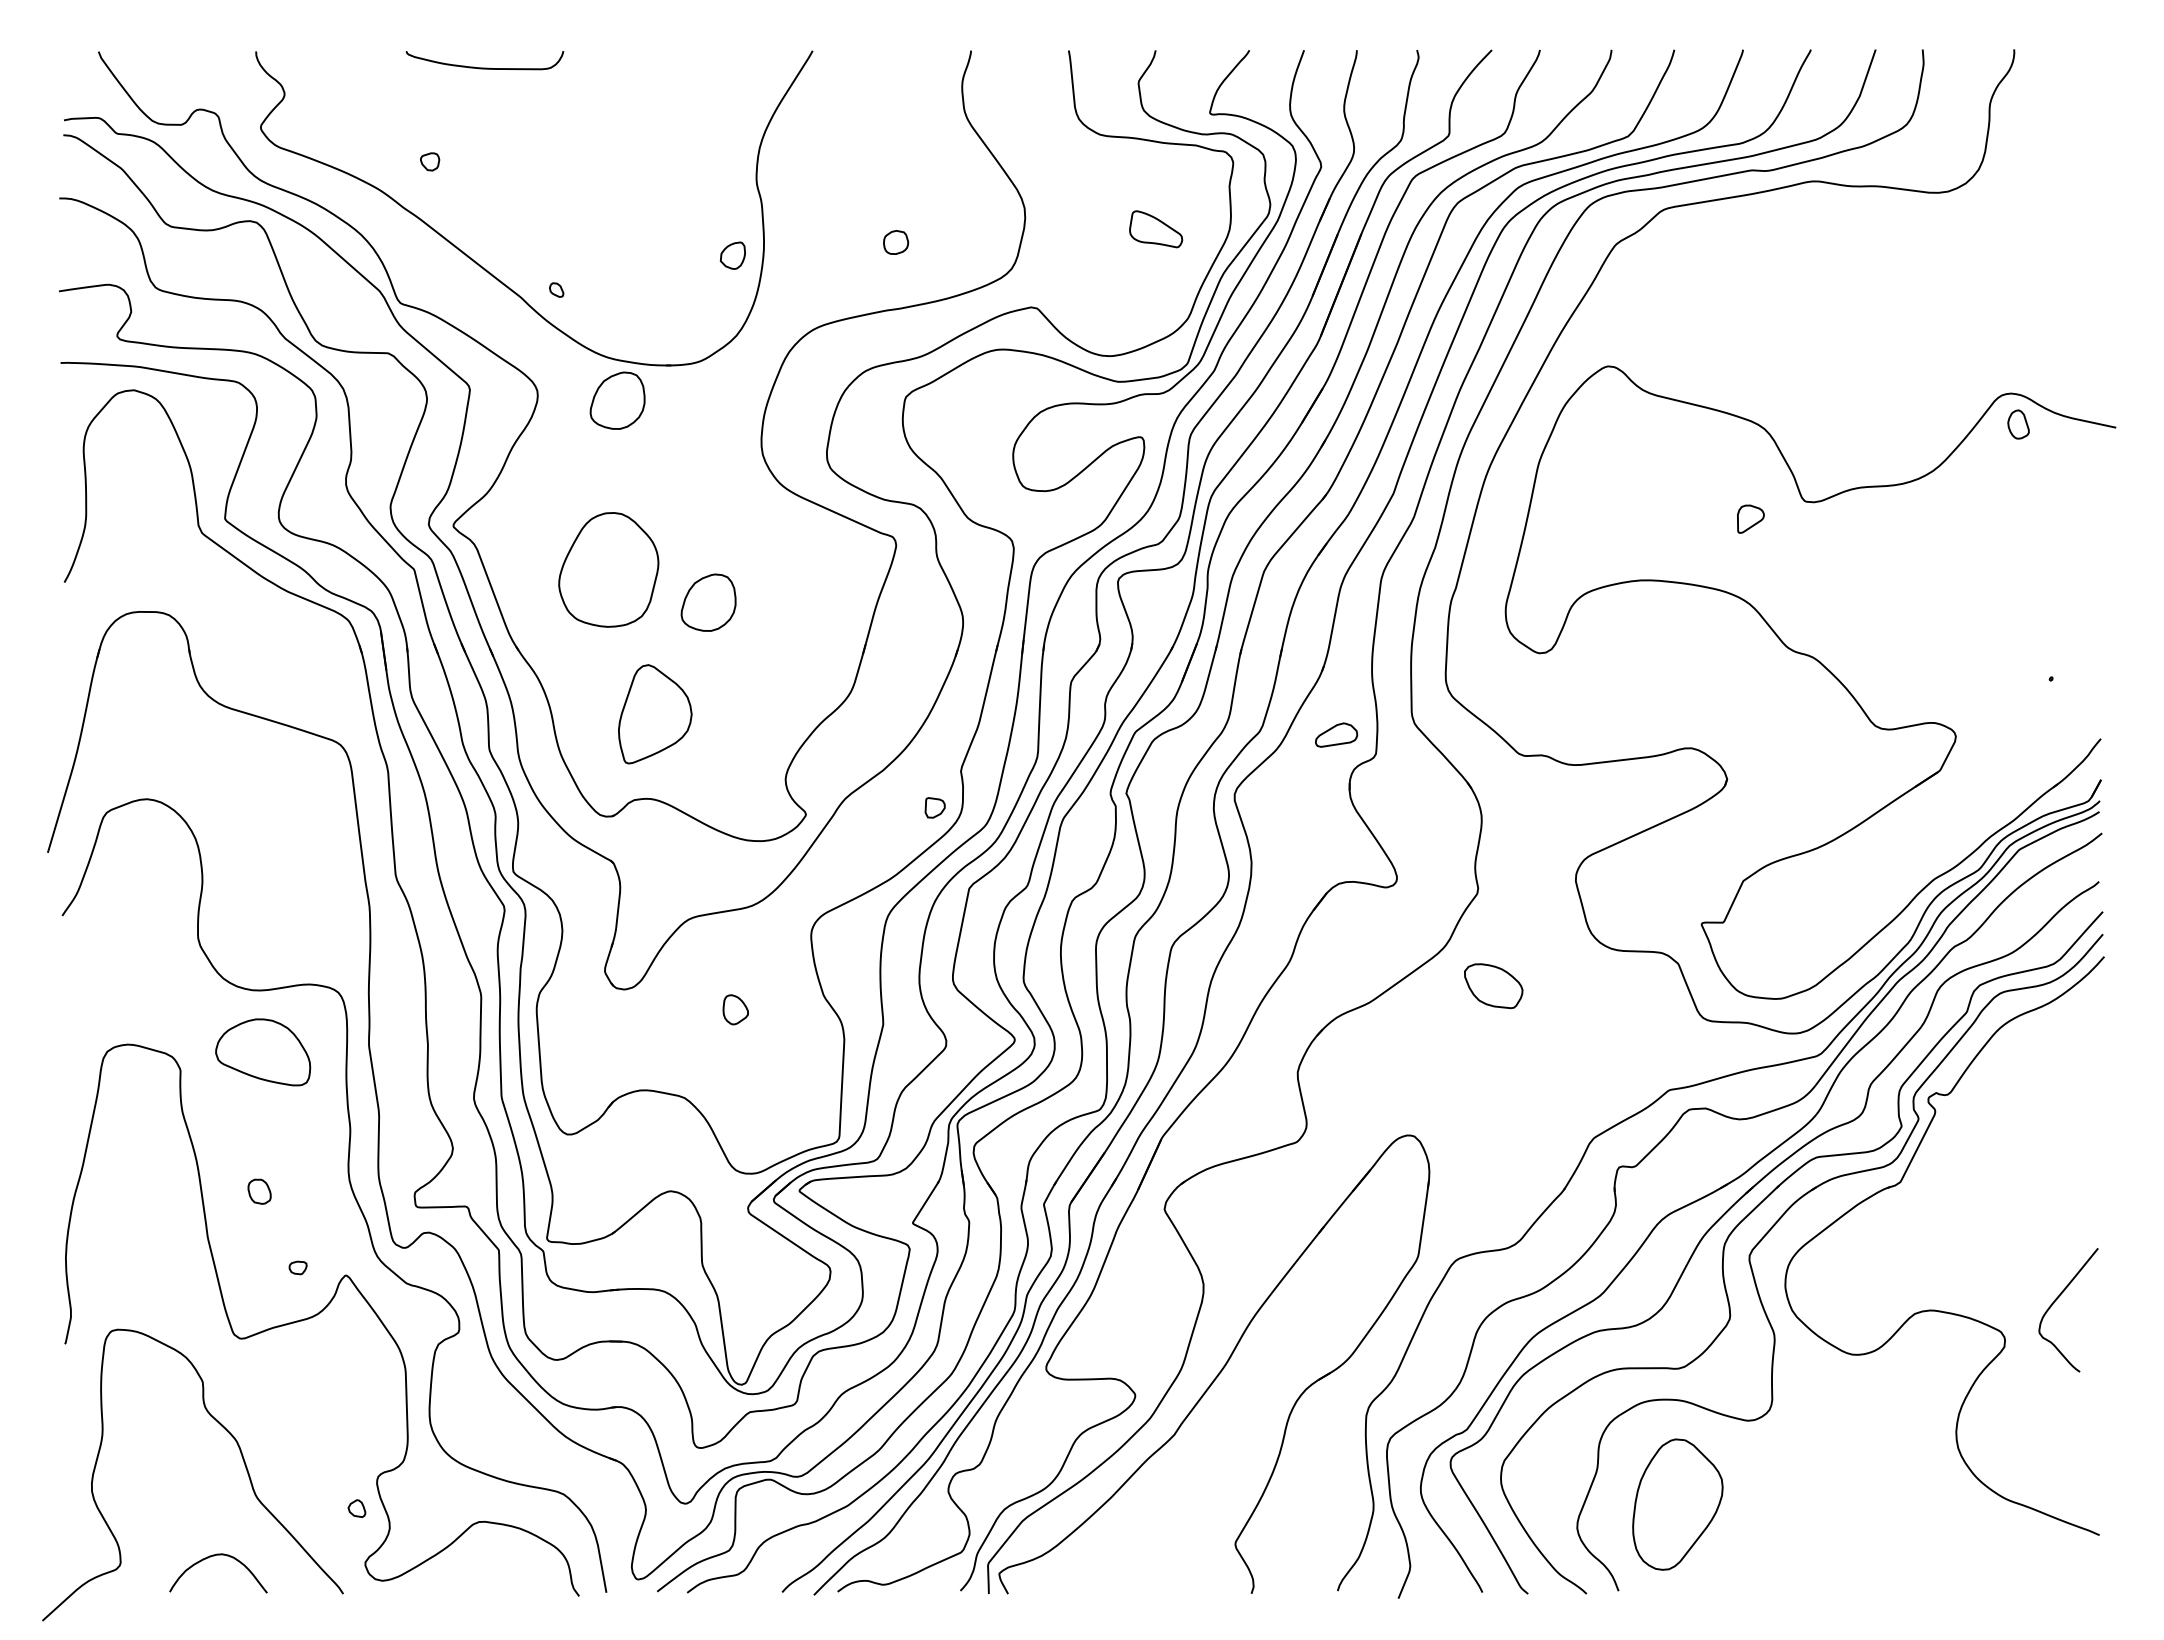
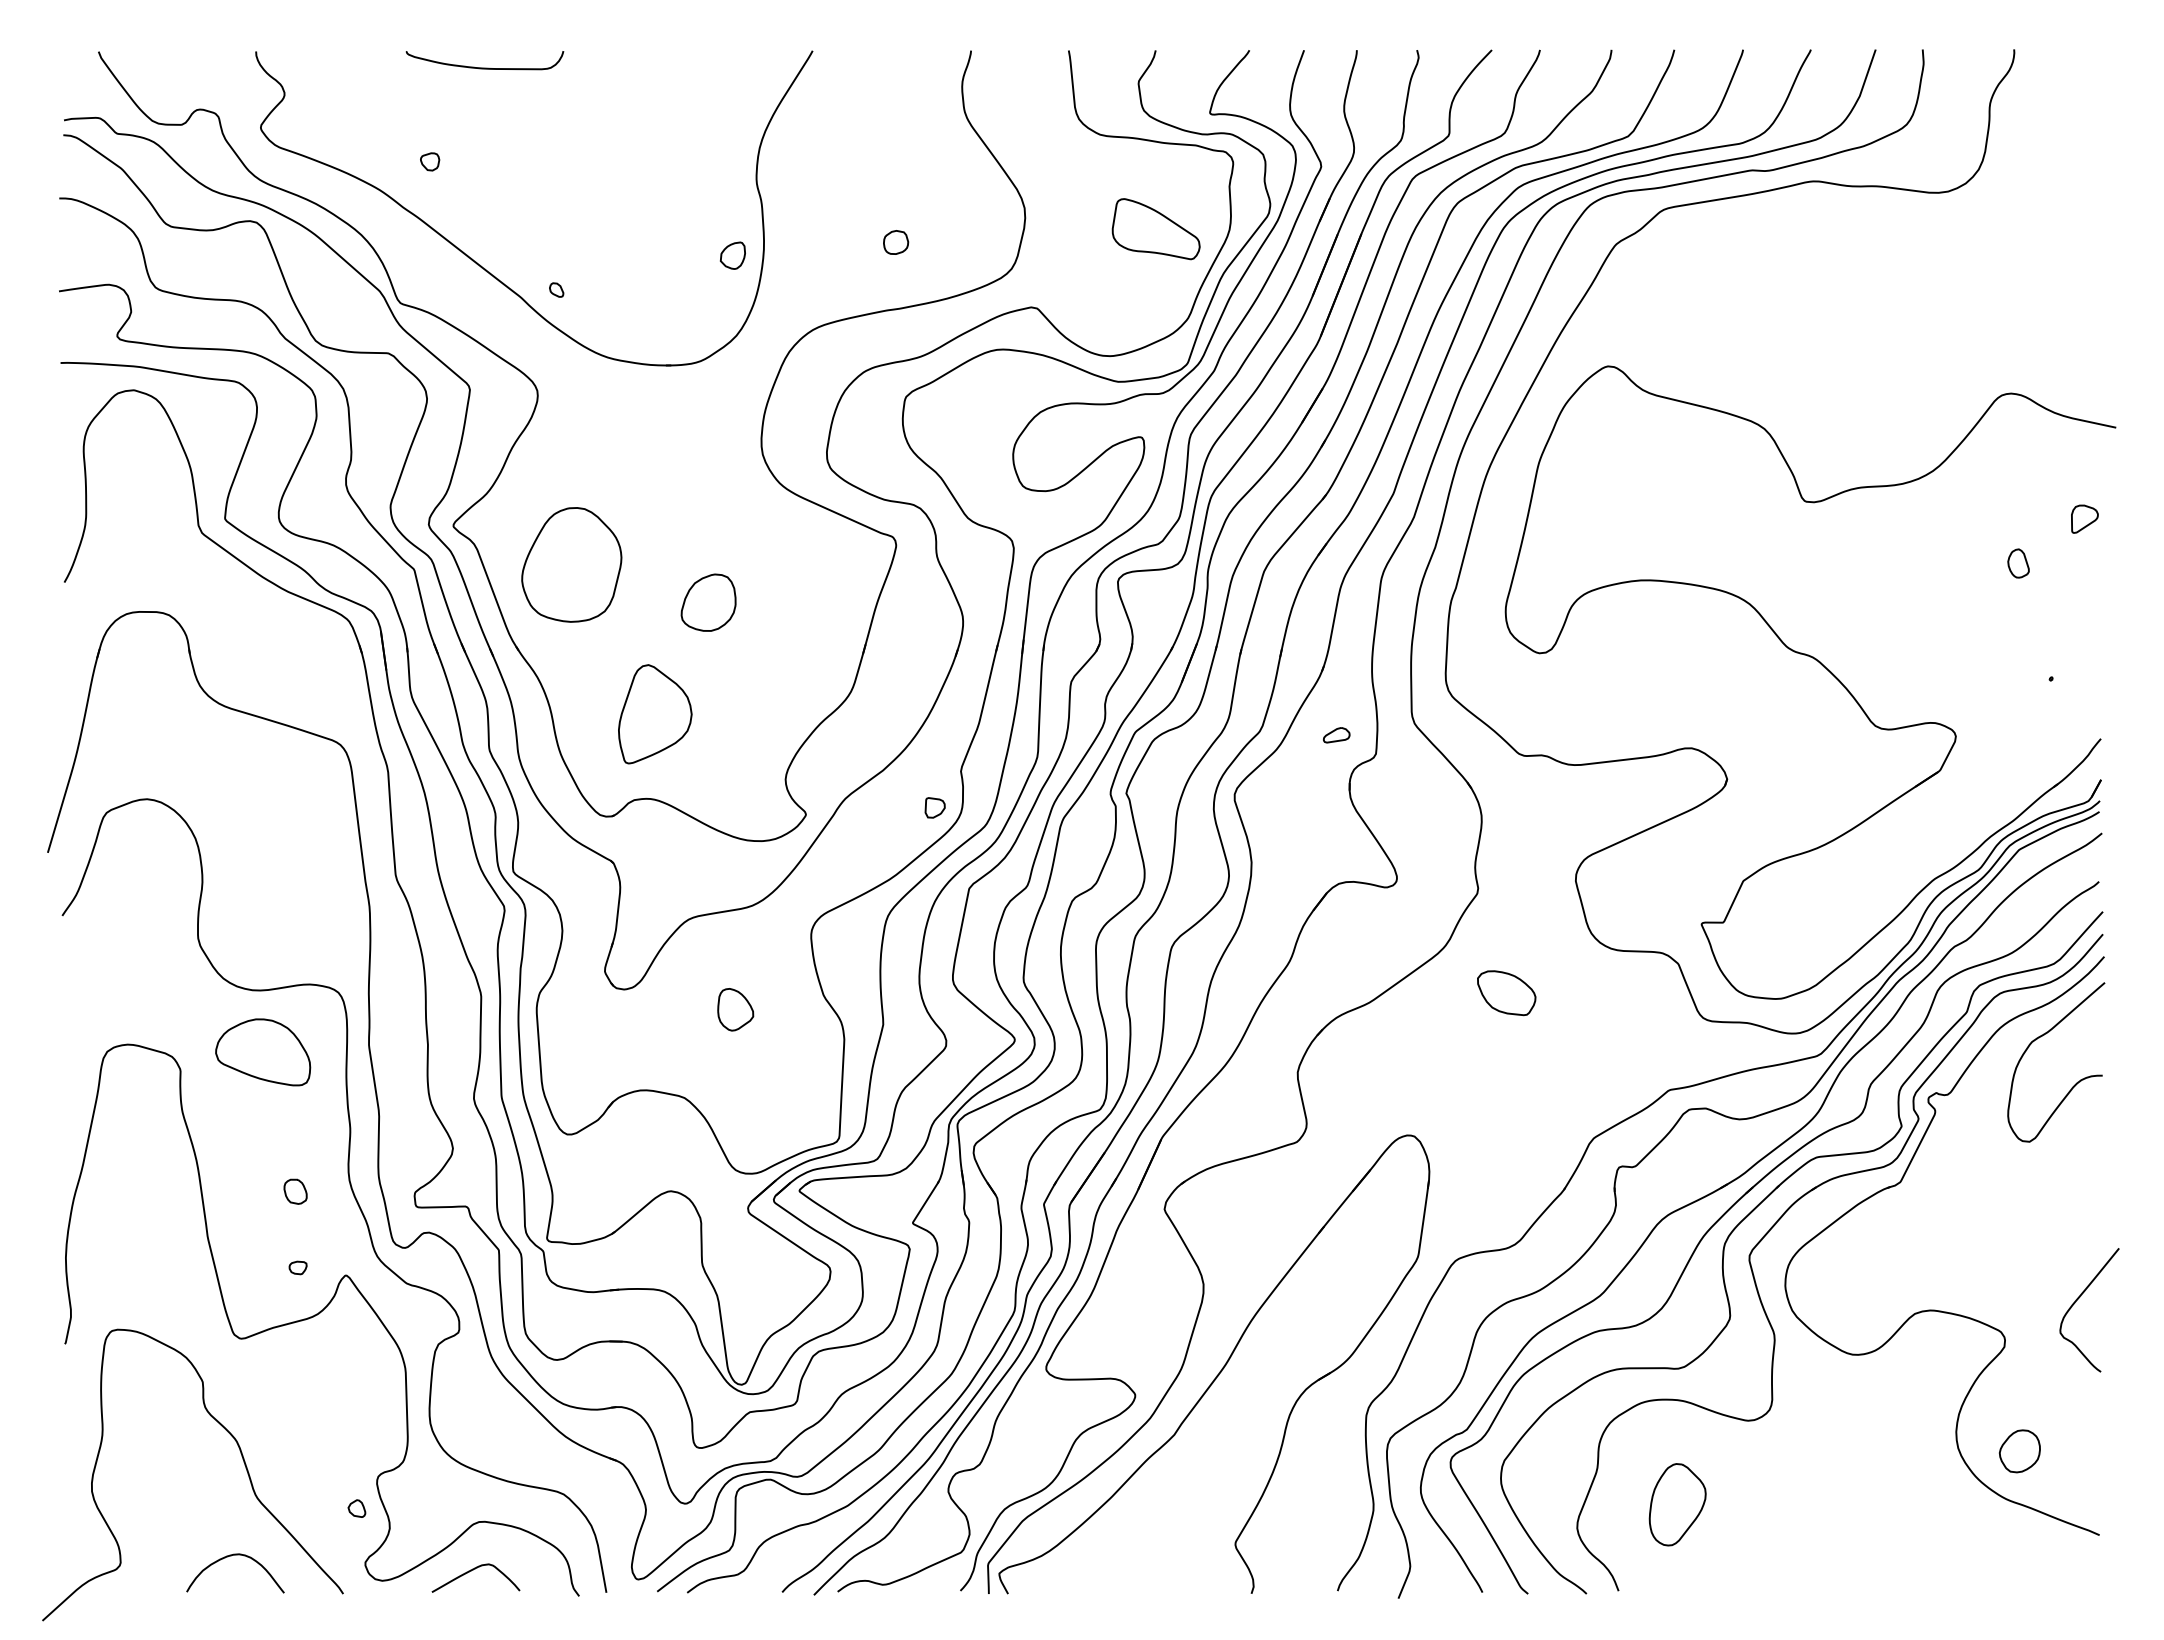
part size: 55x39 px -> 90x63 px (1155, 229)
part: present -> none (617, 400)
part position: (2018, 424) -> (2018, 563) (2018, 563)
part position: (1750, 518) -> (2084, 518) (2084, 518)
part position: (608, 569) -> (571, 564) (571, 564)
part size: 44x26 px -> 28x17 px (1336, 735)
part position: (1493, 986) -> (1506, 993) (1506, 993)
part size: 27x32 px -> 38x44 px (735, 1009)
curve: none -> present (2076, 1082)
part position: (259, 1191) -> (295, 1191) (295, 1191)
curve position: (2057, 1299) -> (2078, 1299) (2078, 1299)
part: none -> present (2019, 1451)
part size: 92x133 px -> 59x84 px (1677, 1504)
curve position: (214, 1556) -> (231, 1556) (231, 1556)
curve: none -> present (471, 1571)
